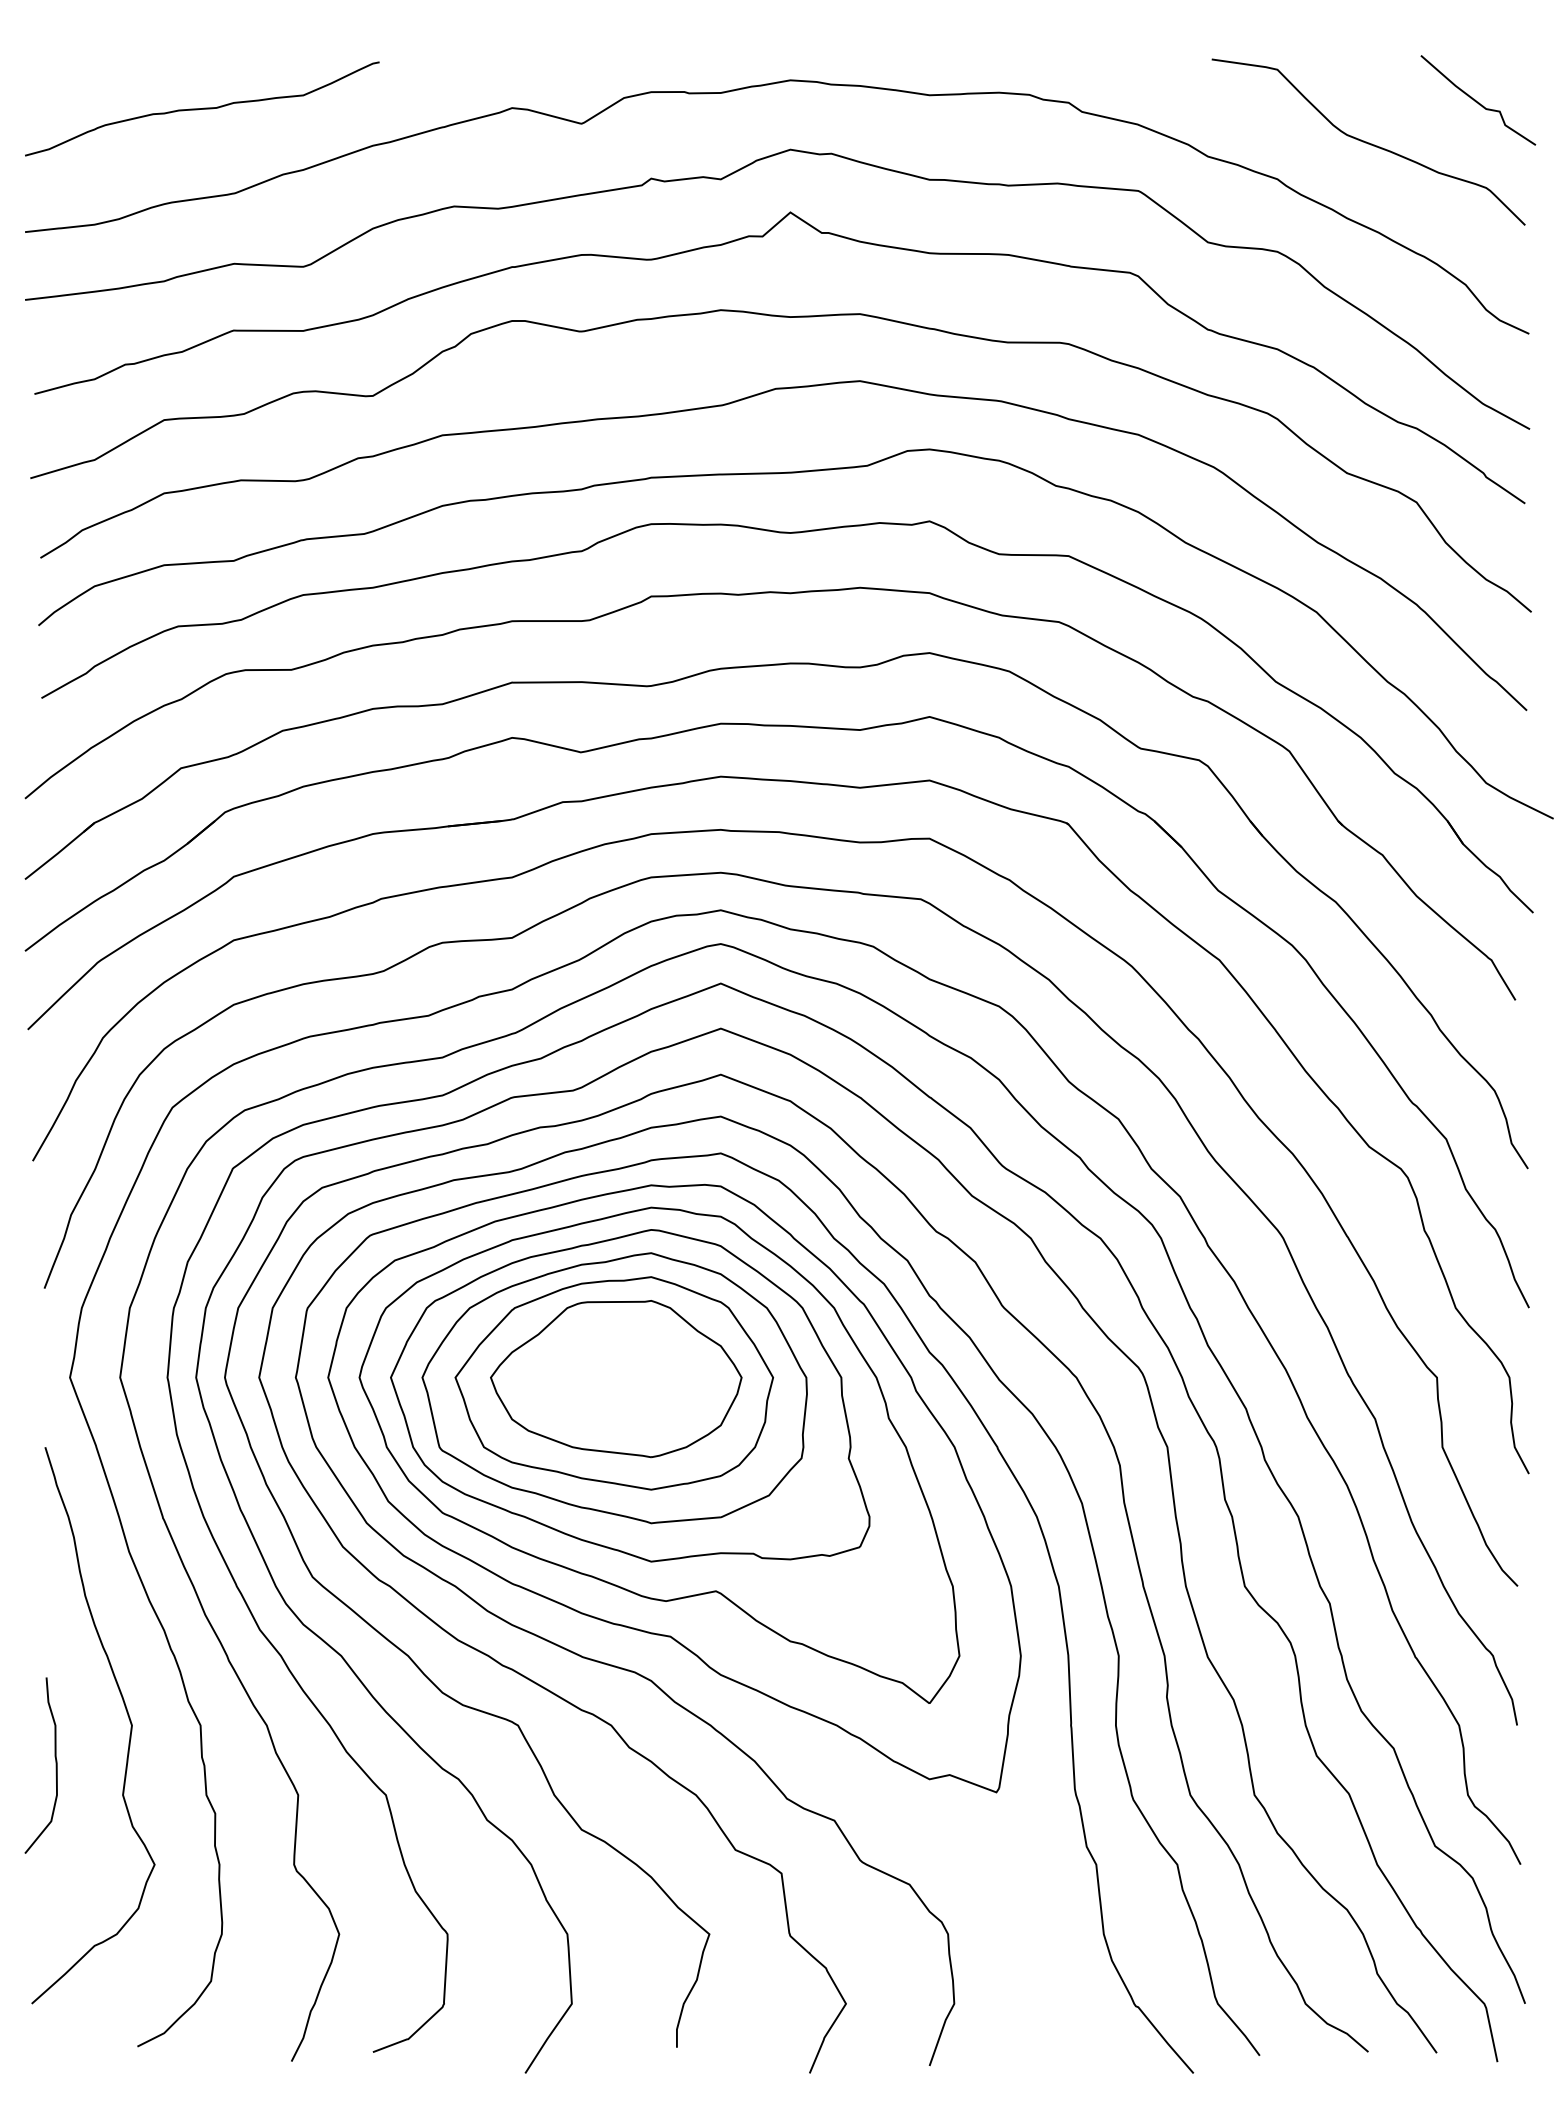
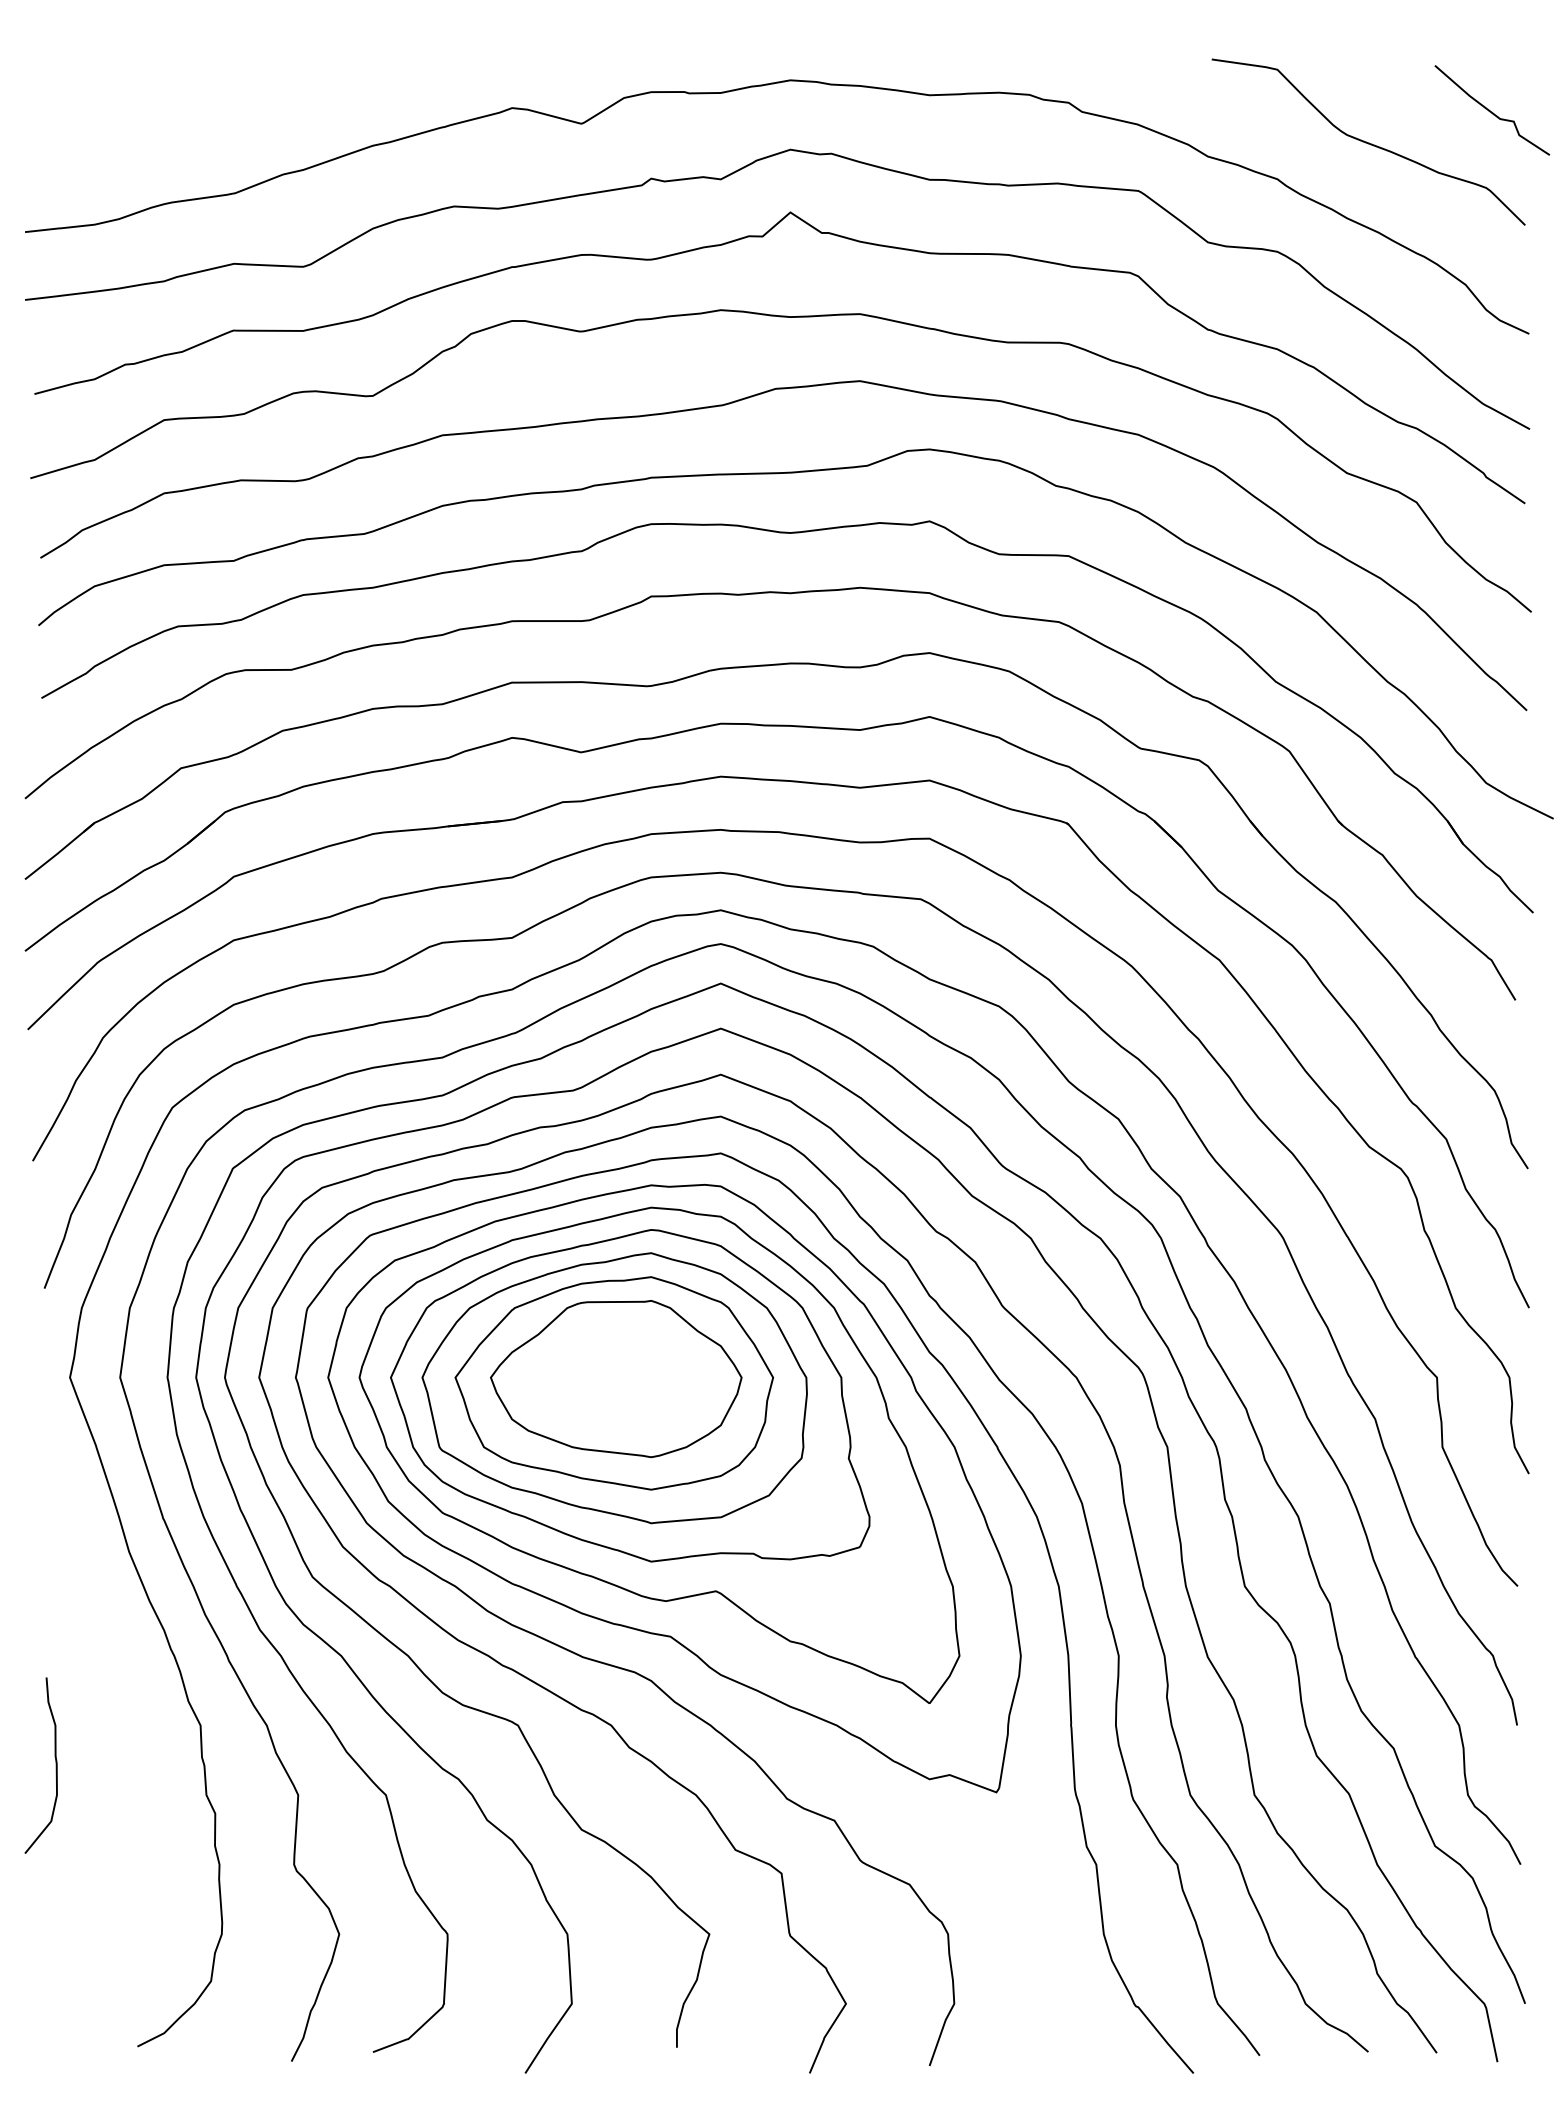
curve position: (1477, 101) -> (1491, 111) (1491, 111)
curve: present -> none (202, 108)
curve: present -> none (127, 1715)
